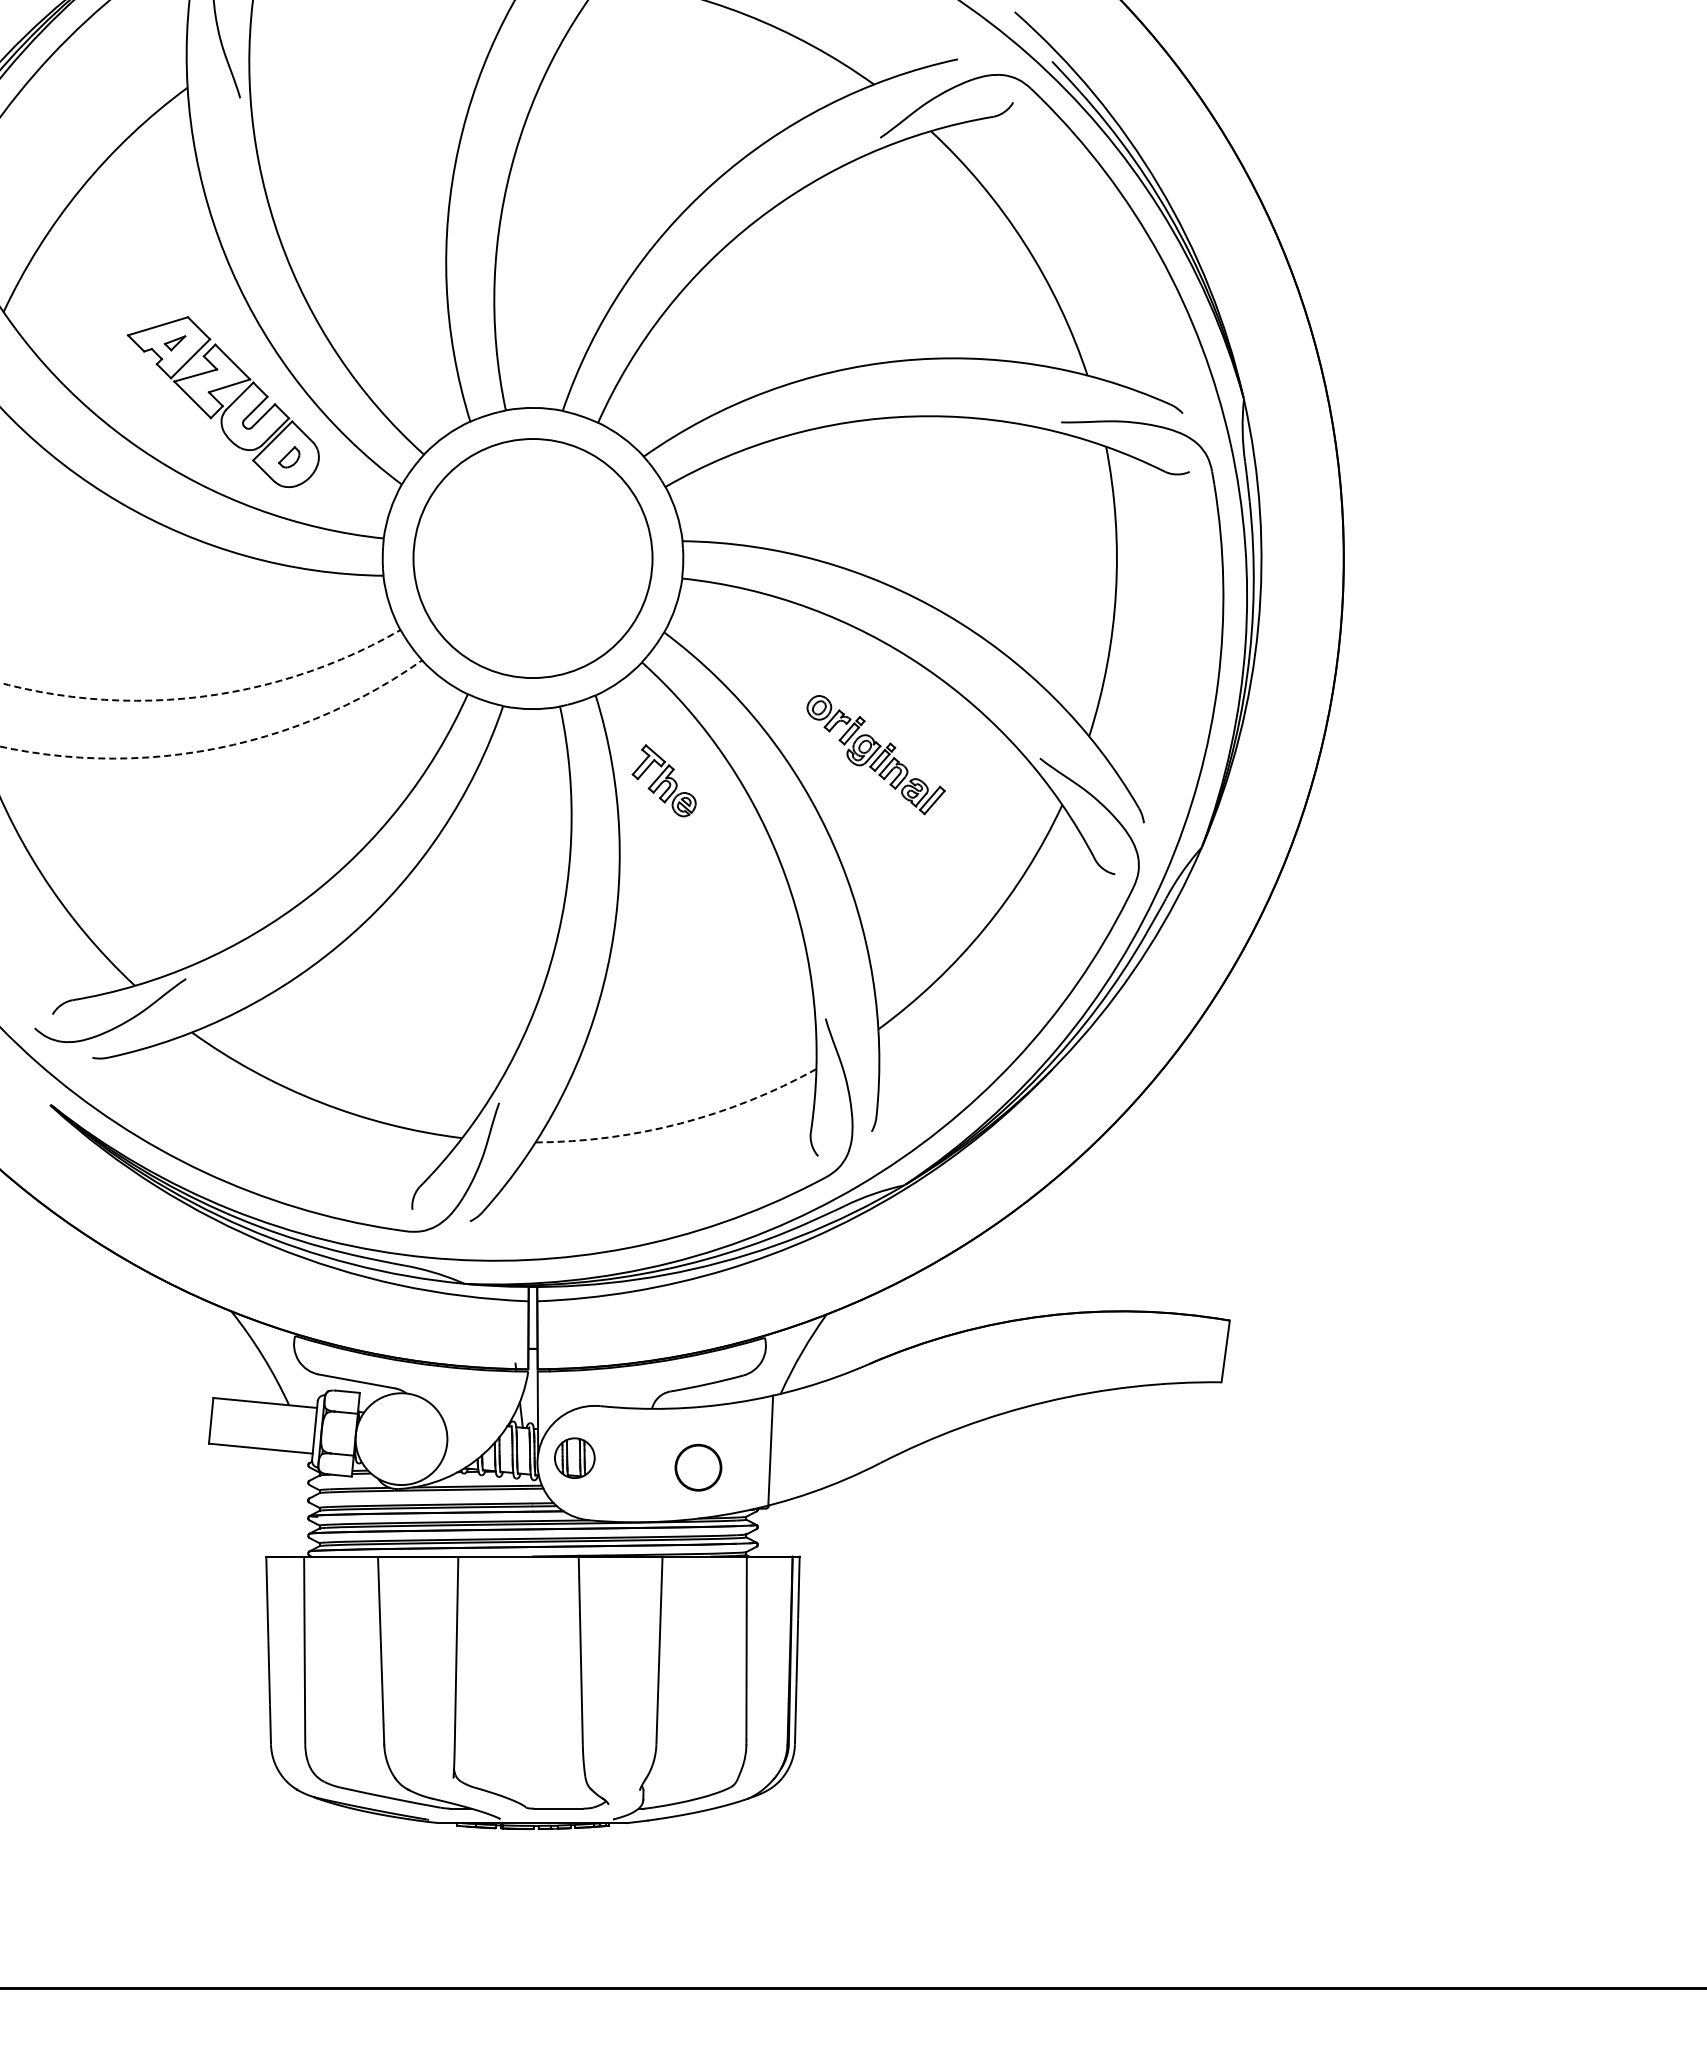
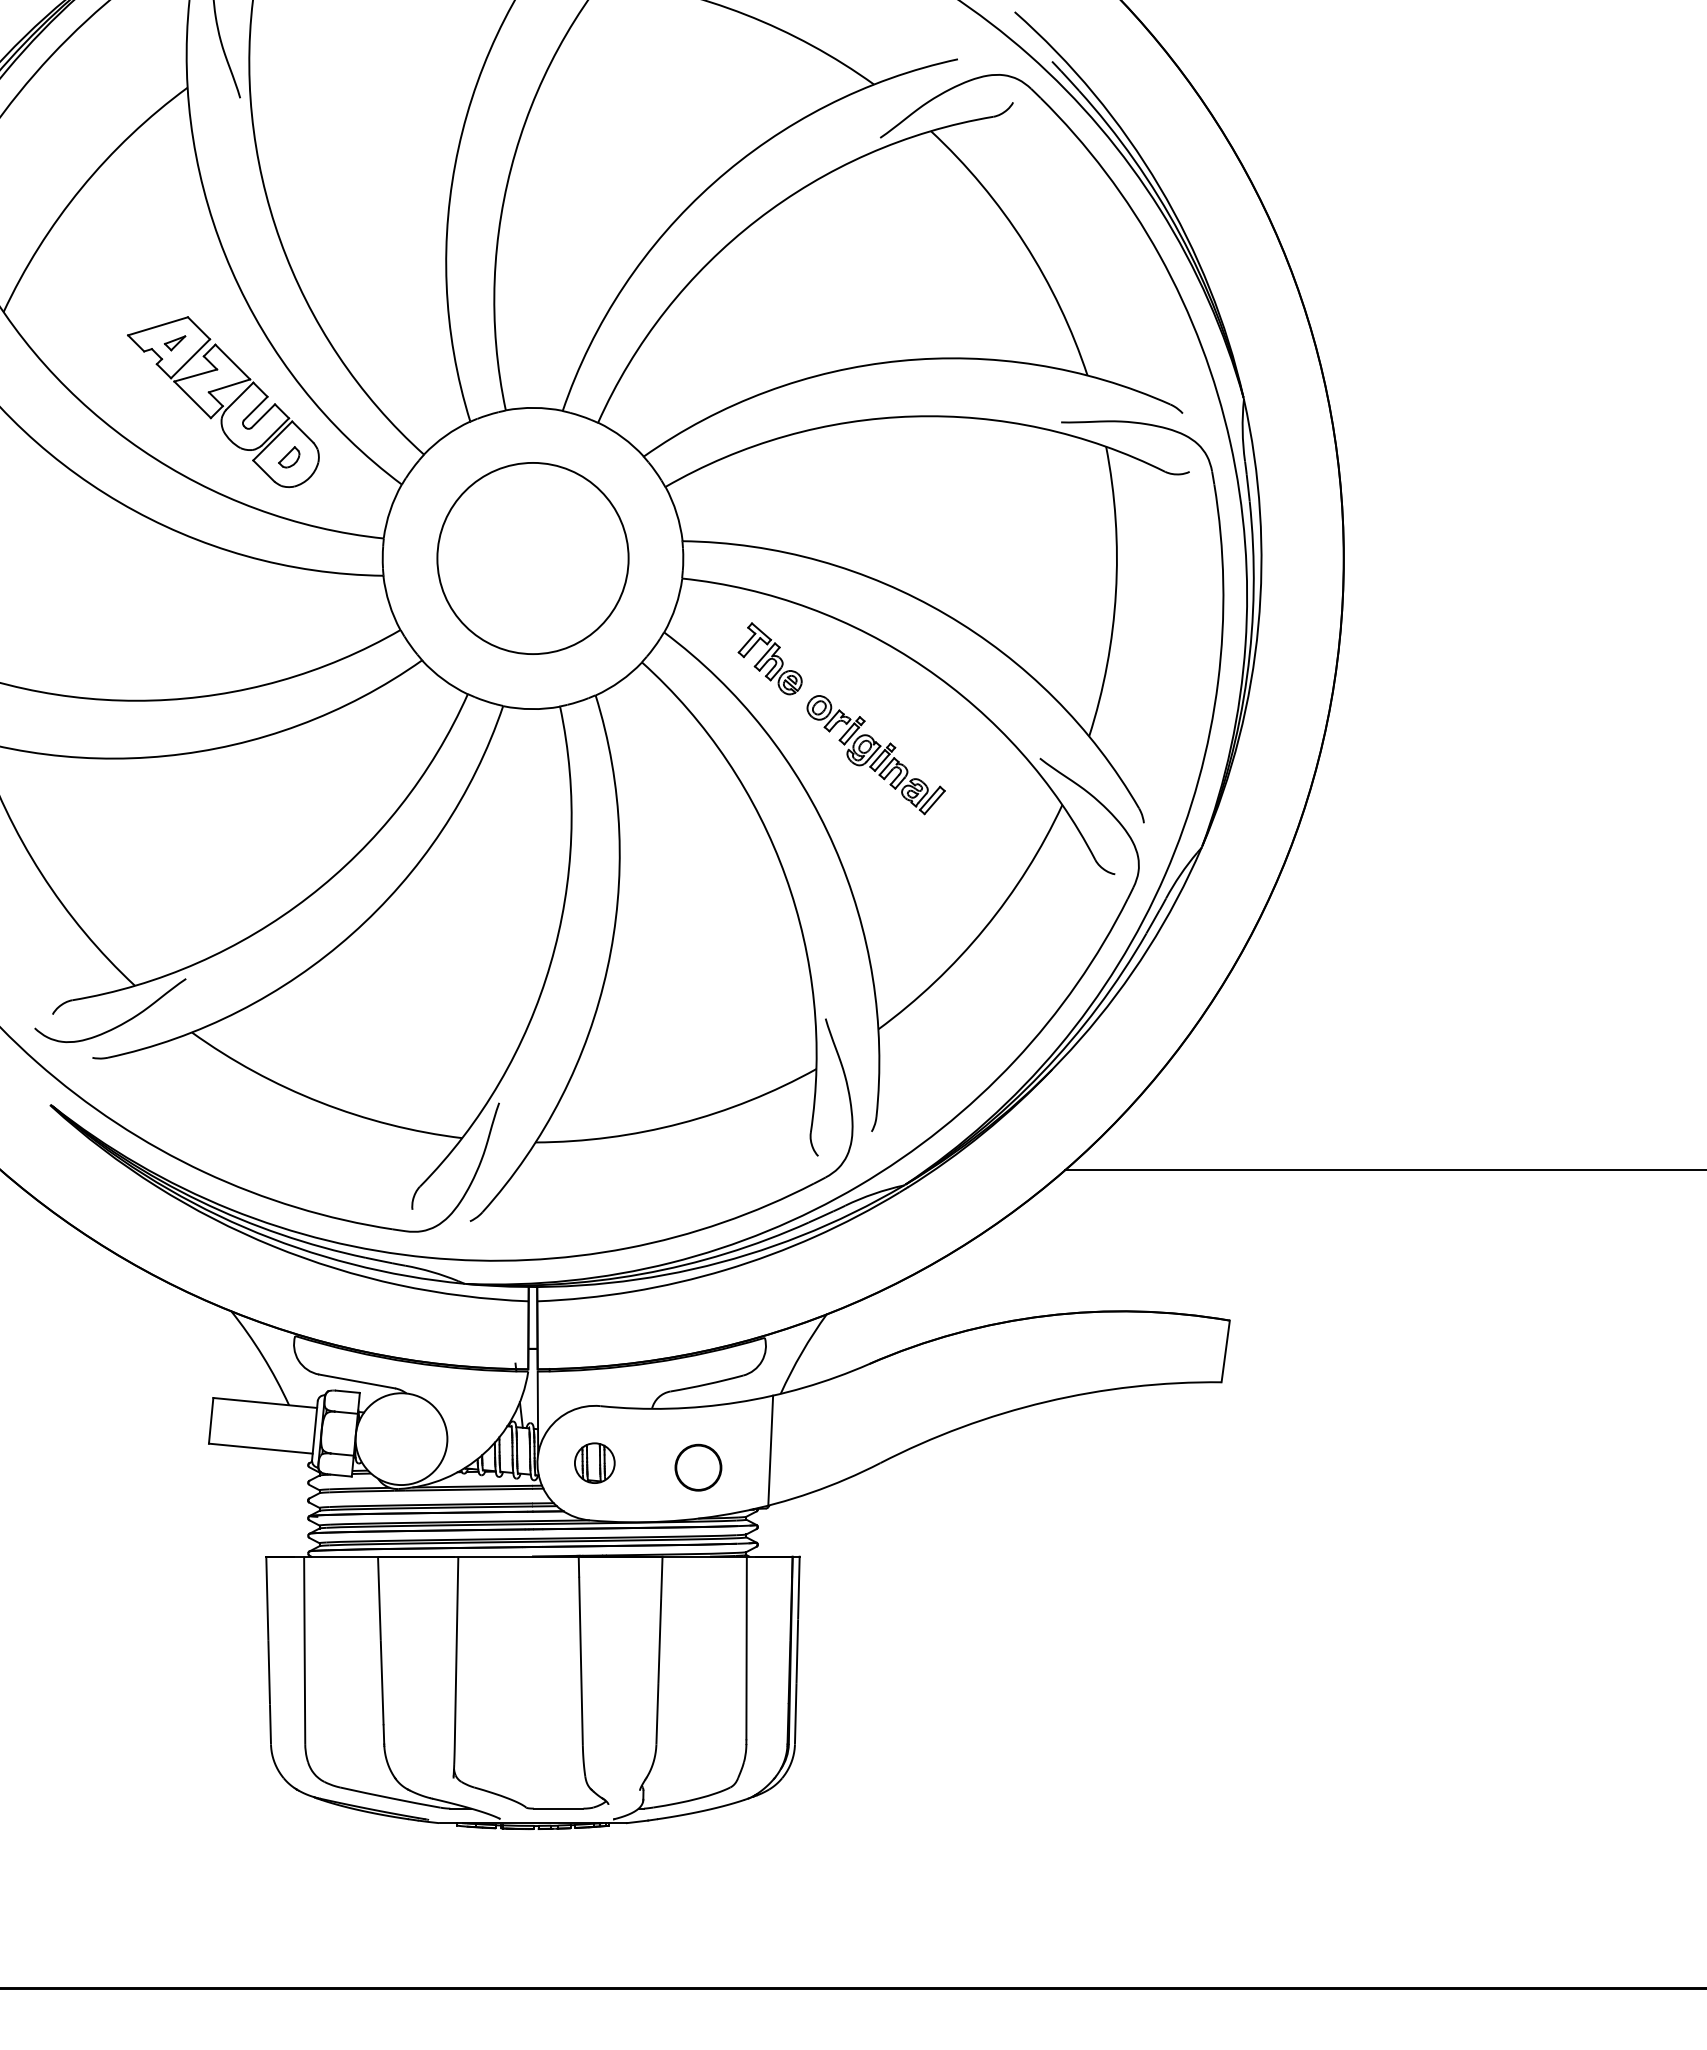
circle diameter: 239 px -> 191 px (532, 558)
arc: dashed -> solid (204, 696)
arc: dashed -> solid (219, 747)
part position: (663, 780) -> (769, 658) (769, 658)
arc: dashed -> solid (680, 1123)
line: none -> present (1383, 1170)
part position: (574, 1457) -> (594, 1462) (594, 1462)
